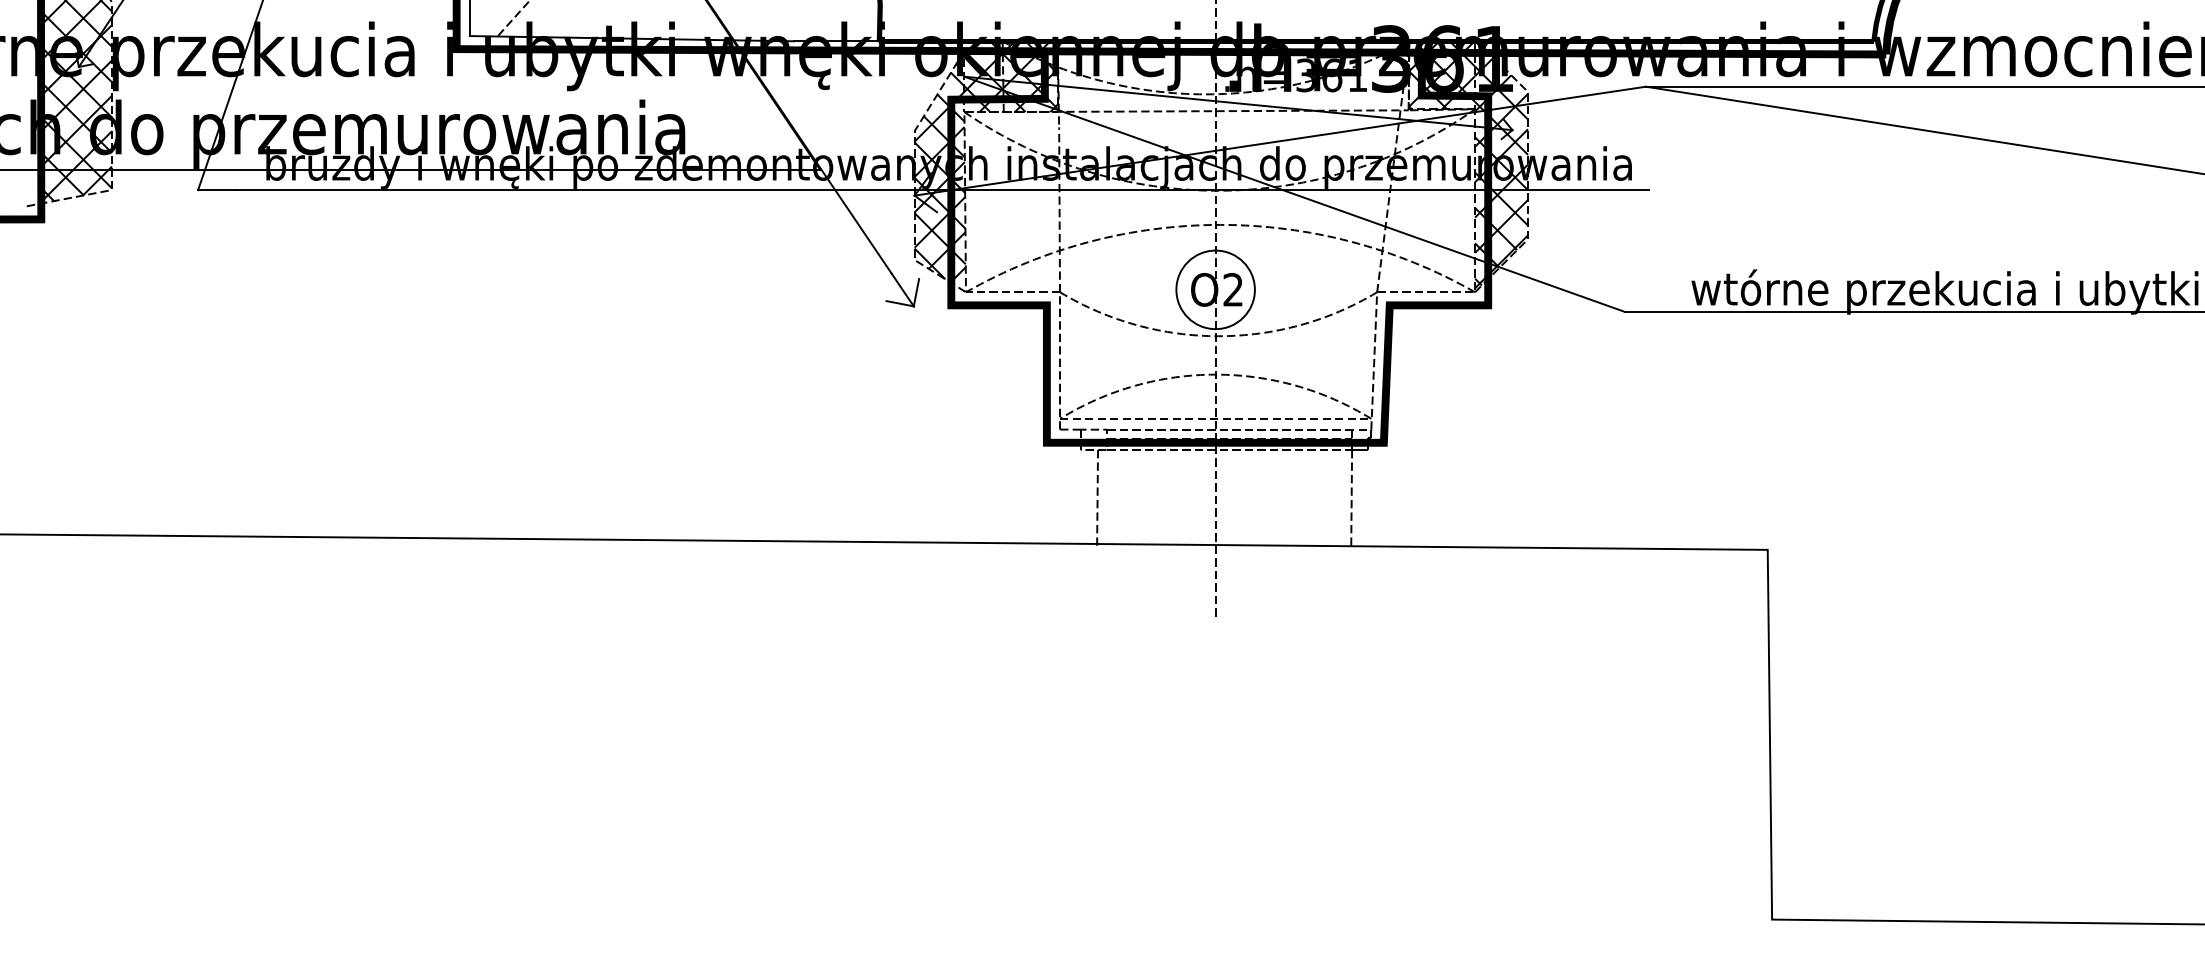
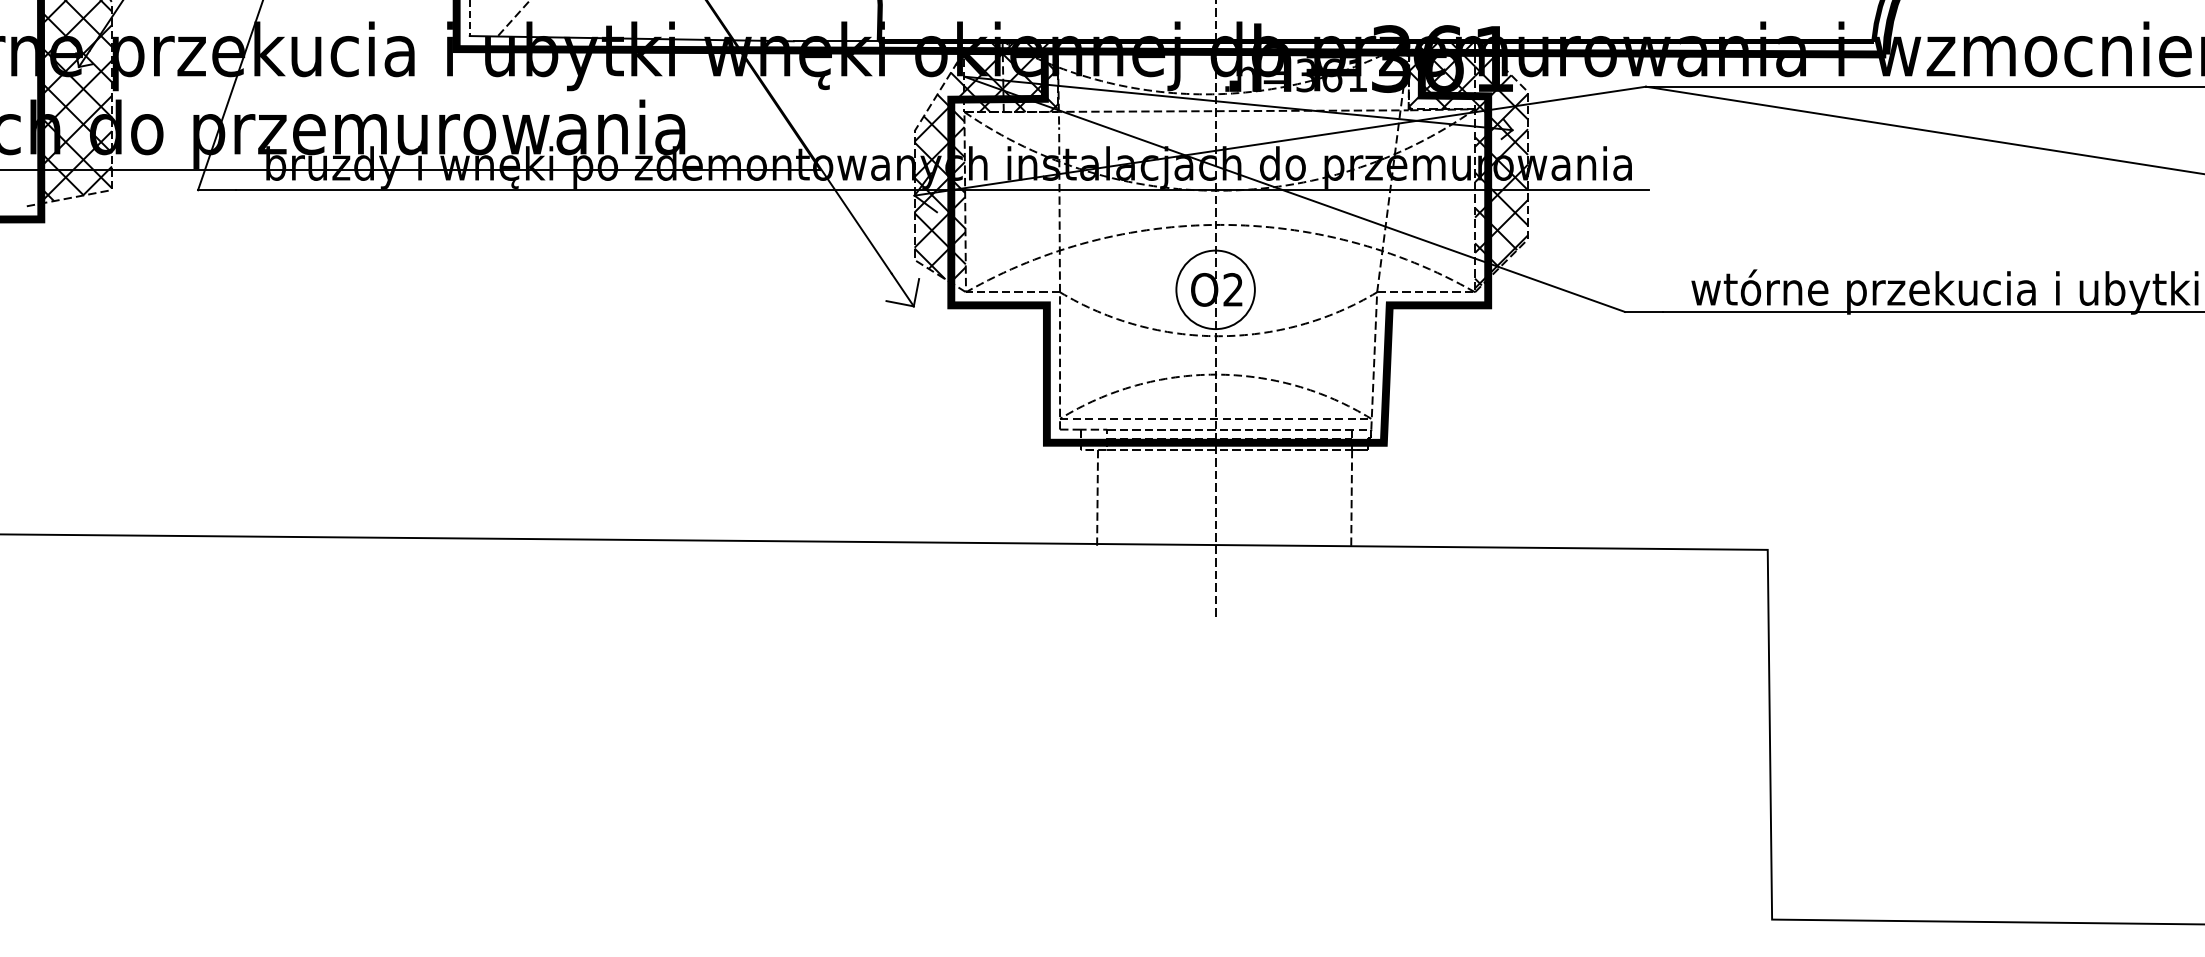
line: solid -> dashed (469, 18)
